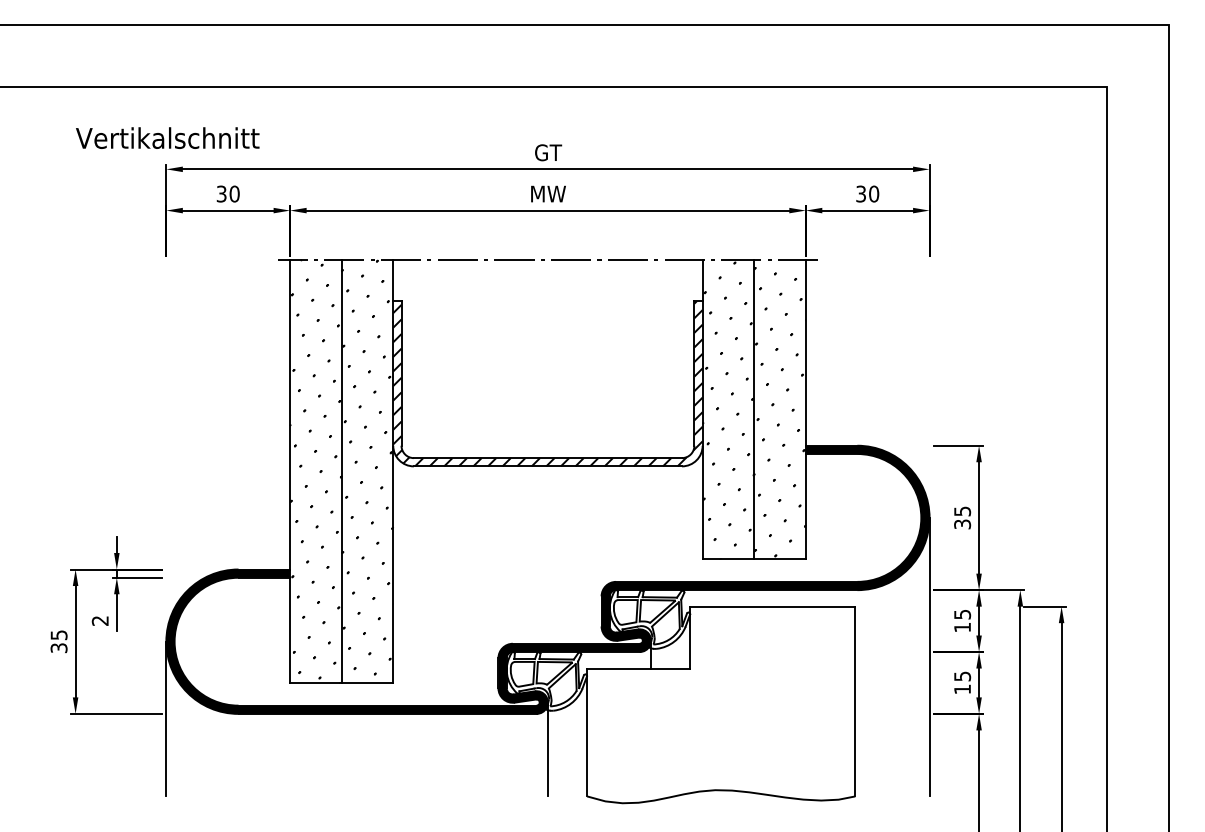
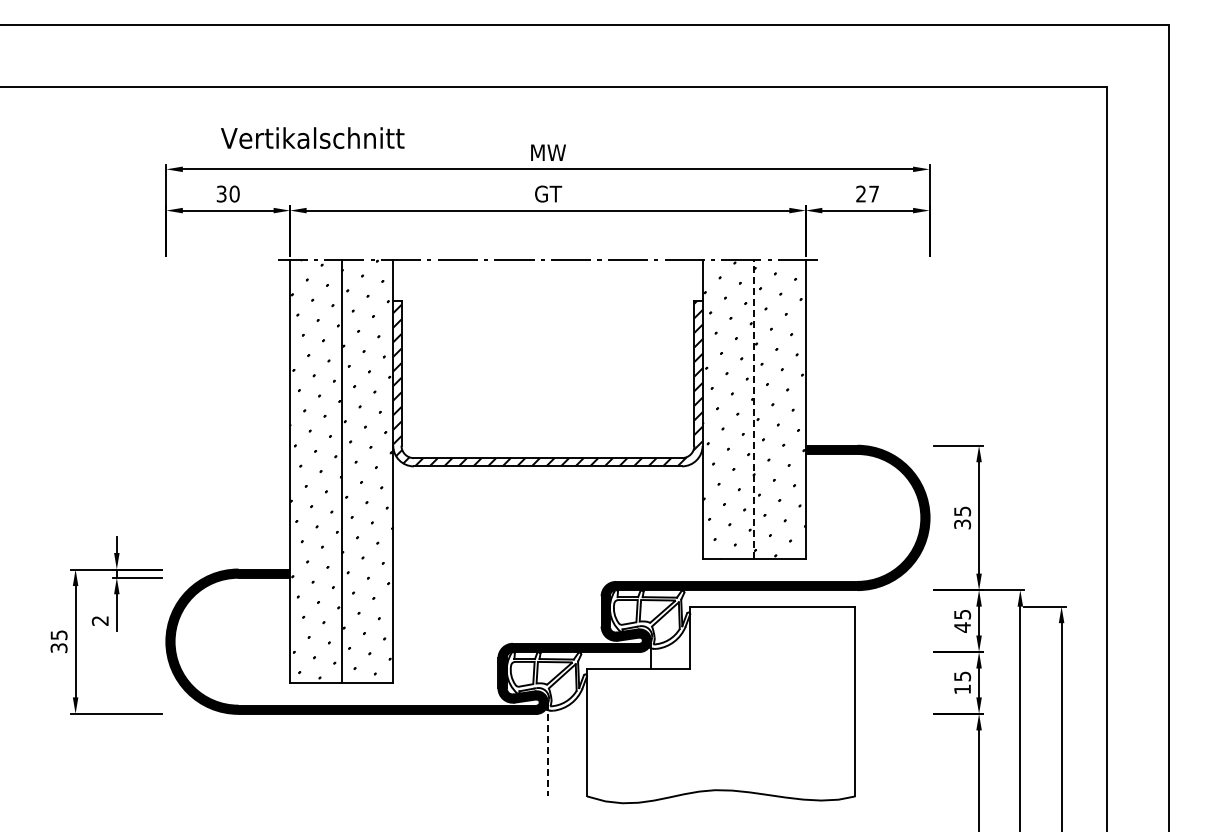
text position: (167, 137) -> (312, 137) (312, 137)
text: GT -> MW (548, 152)
text: MW -> GT (548, 193)
text: 30 -> 27 (867, 193)
line: solid -> dashed (754, 409)
text: 15 -> 45 (962, 627)
line: present -> none (929, 656)
line: present -> none (166, 718)
line: solid -> dashed (547, 749)
